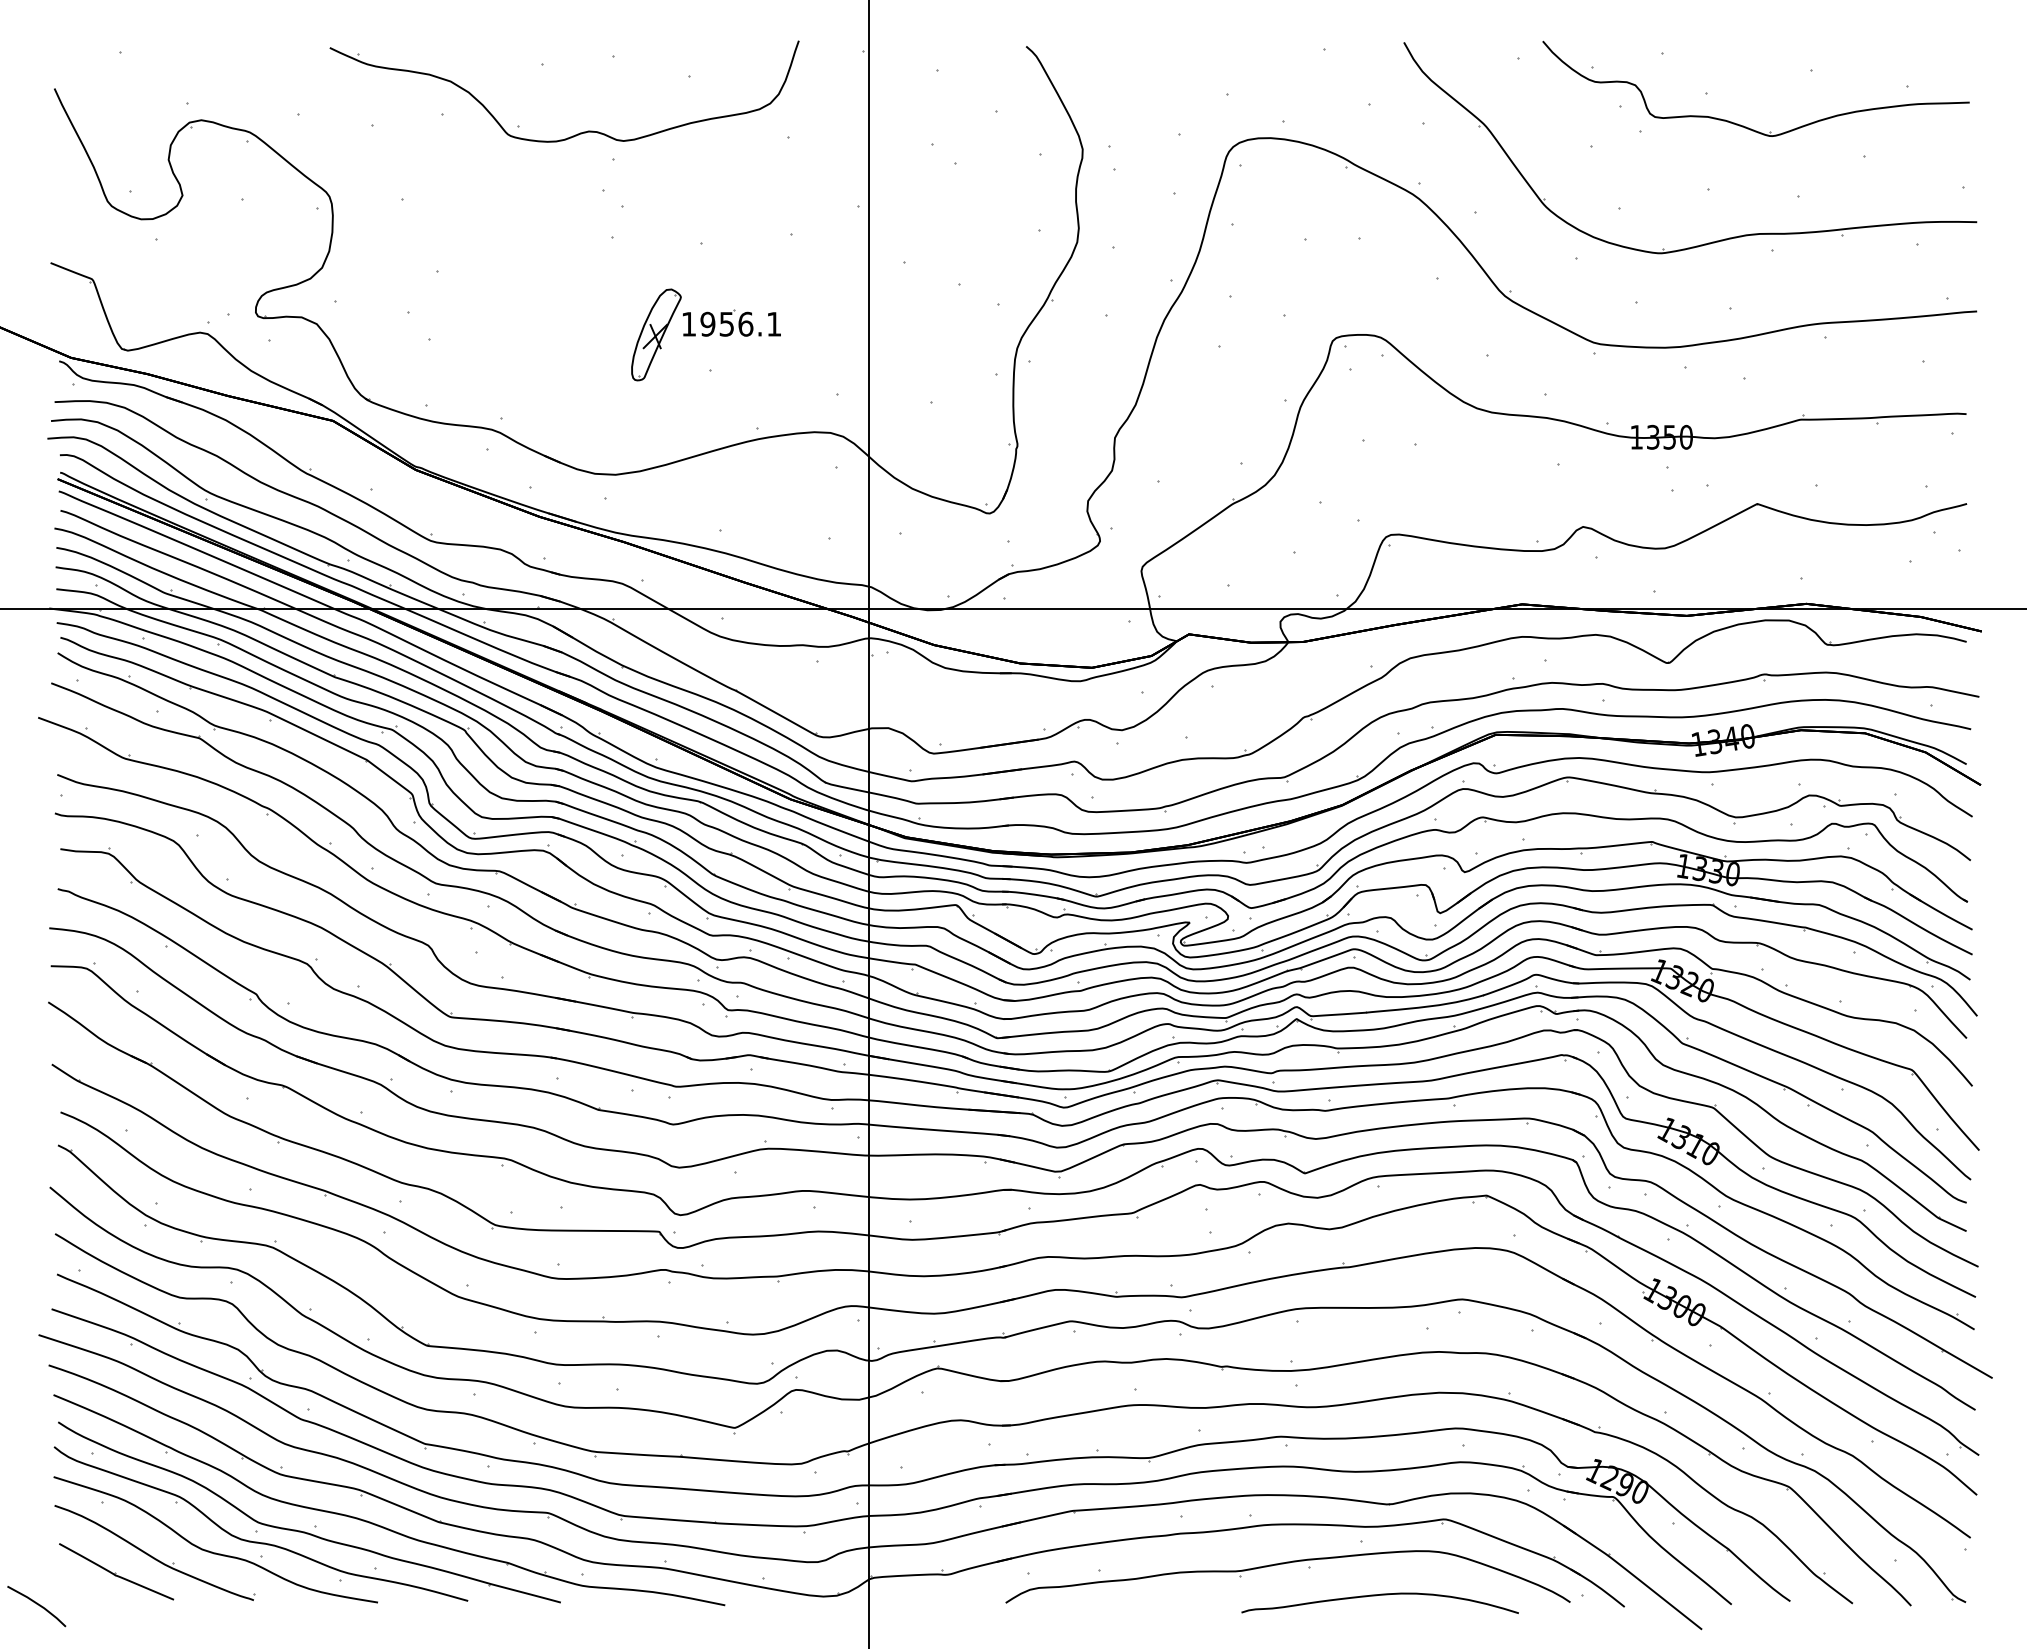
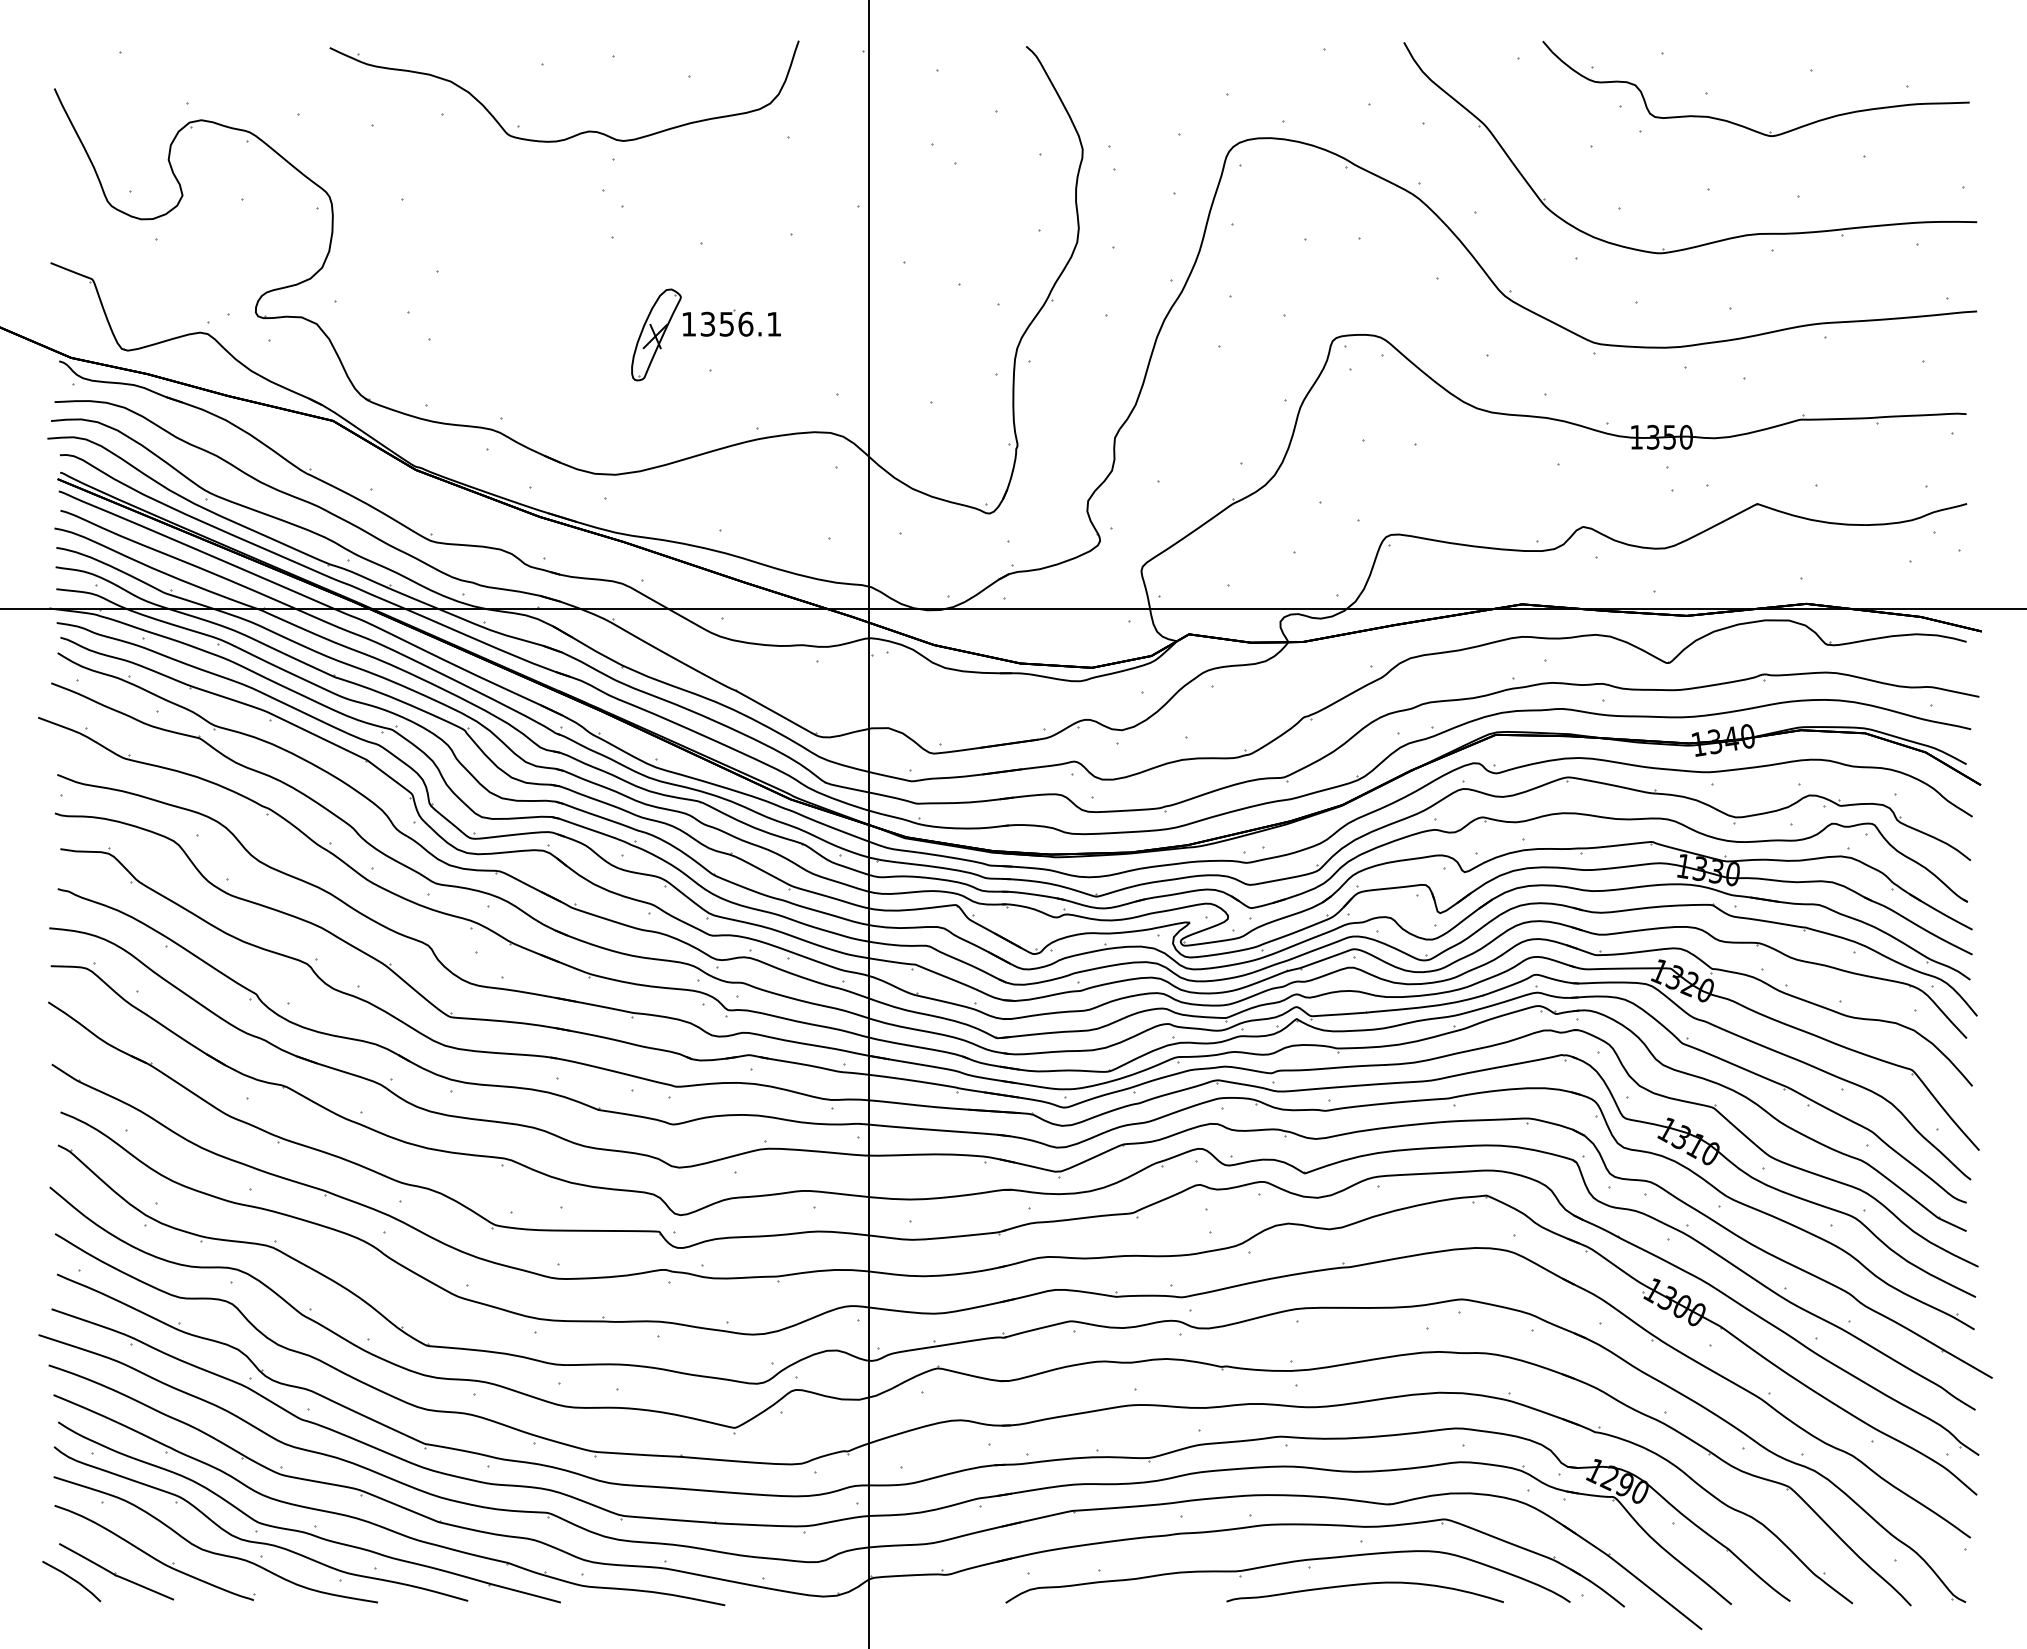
text: 1956.1 -> 1356.1 (707, 324)
curve position: (1376, 1596) -> (1361, 1585) (1361, 1585)
line position: (36, 1604) -> (71, 1579) (71, 1579)
